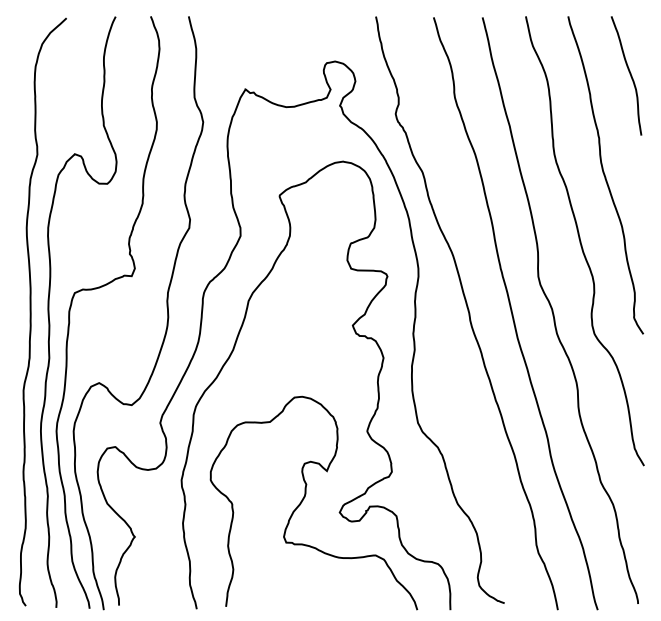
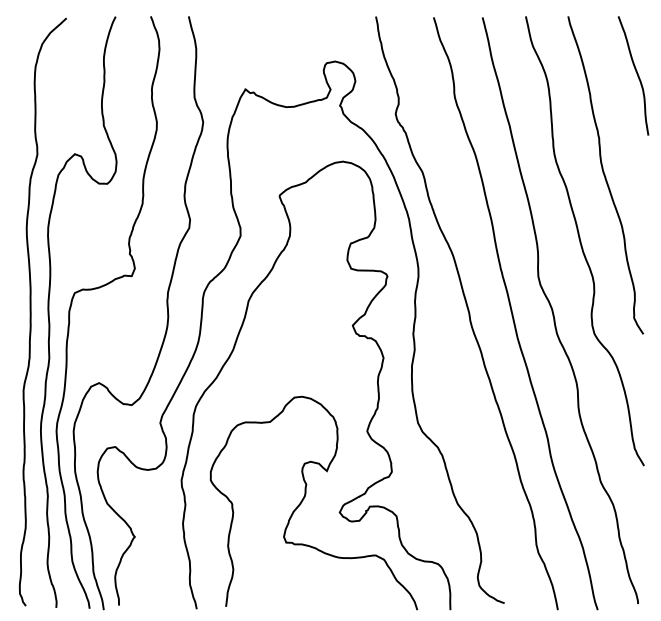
curve position: (629, 74) -> (636, 74) (636, 74)
